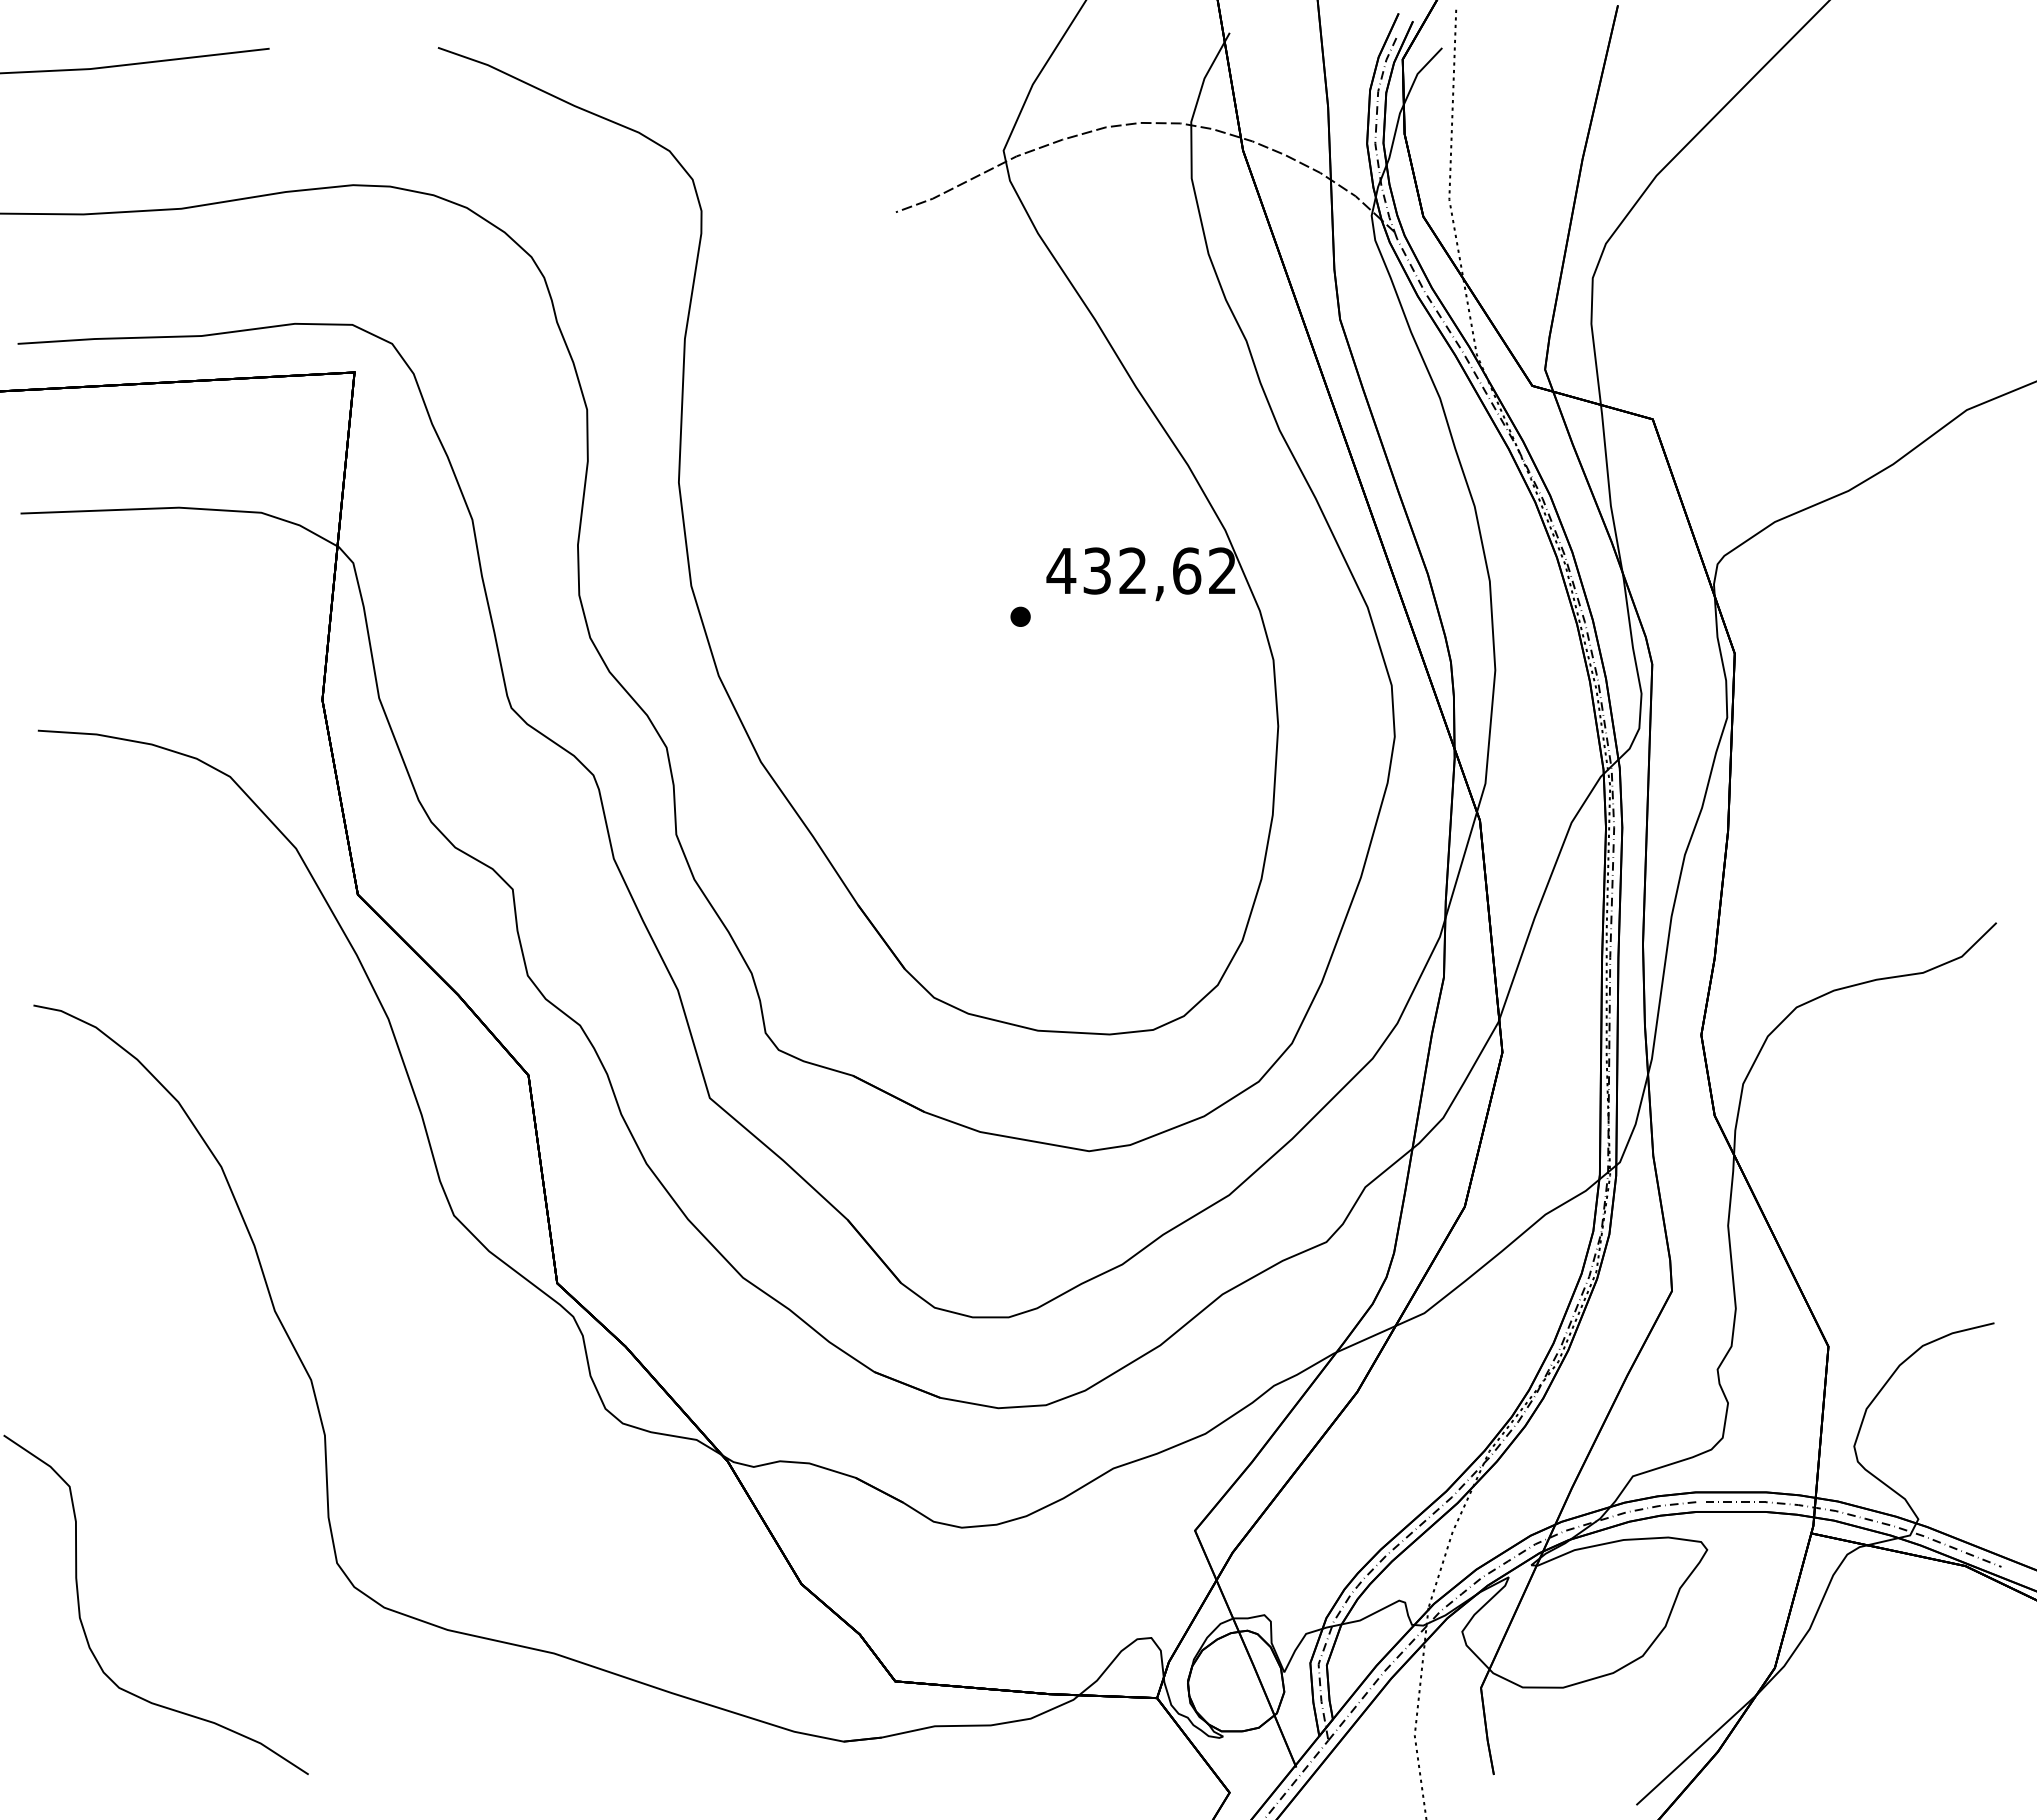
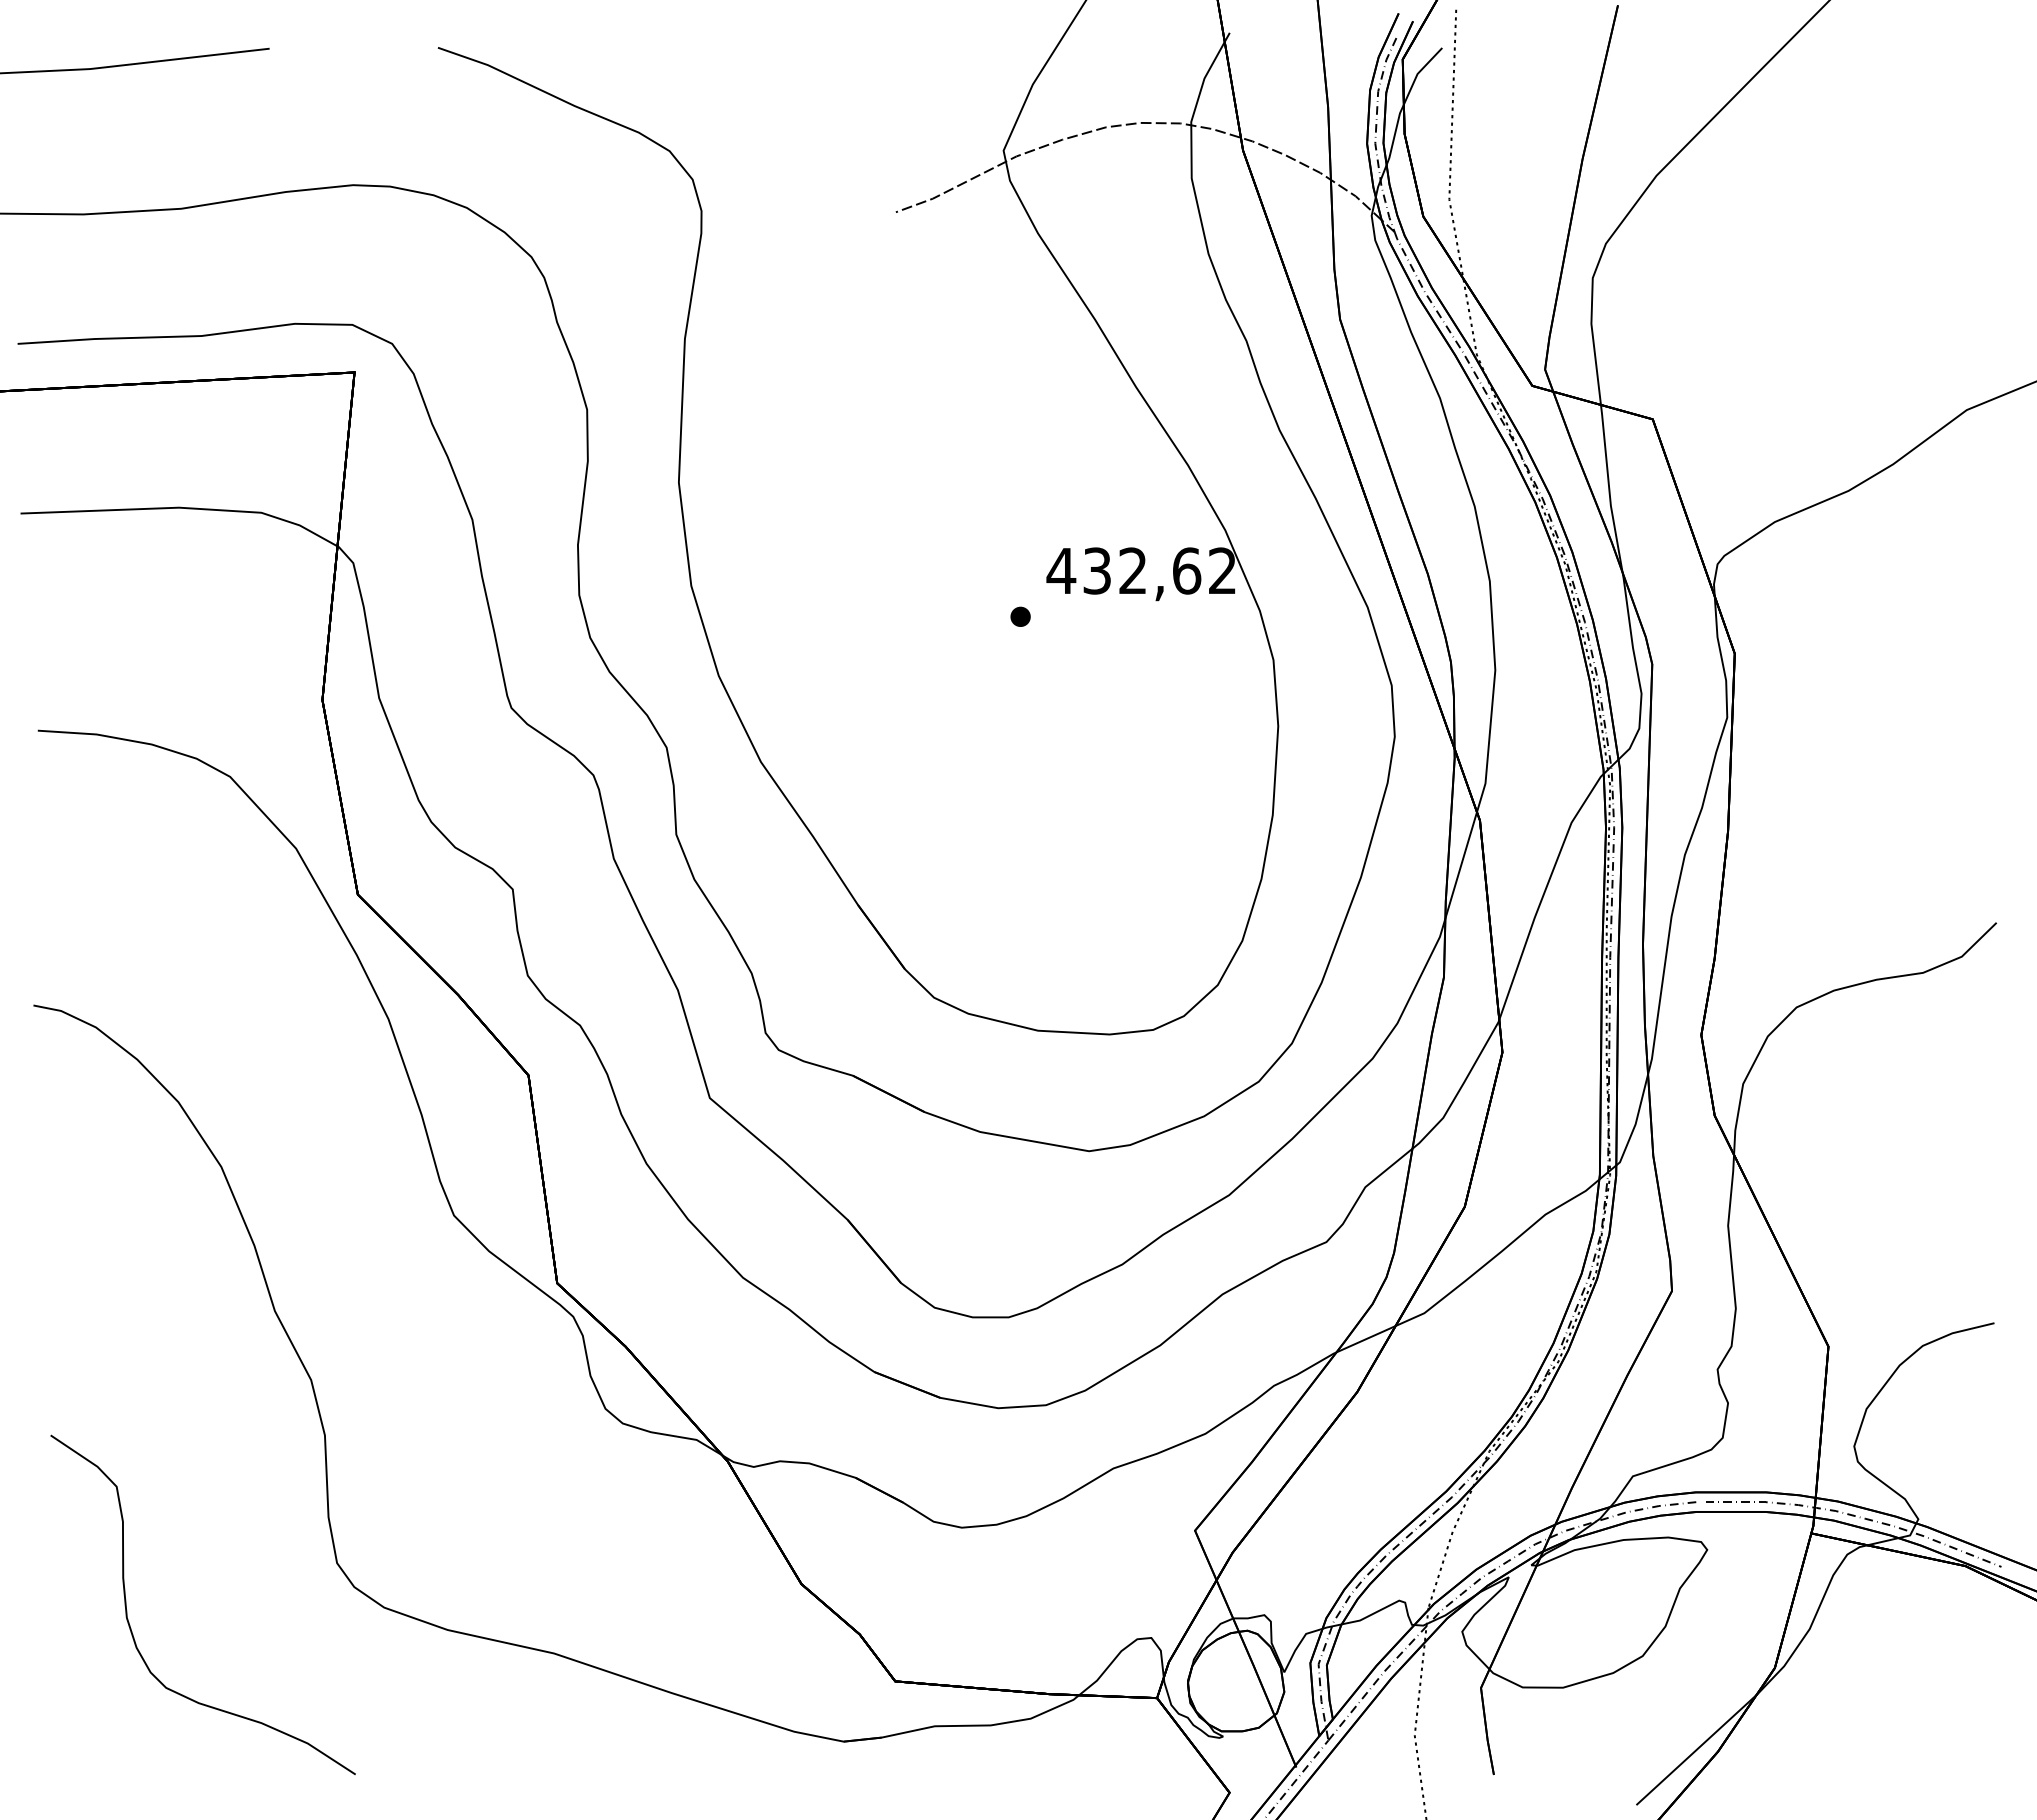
curve position: (84, 1628) -> (131, 1628) (131, 1628)
